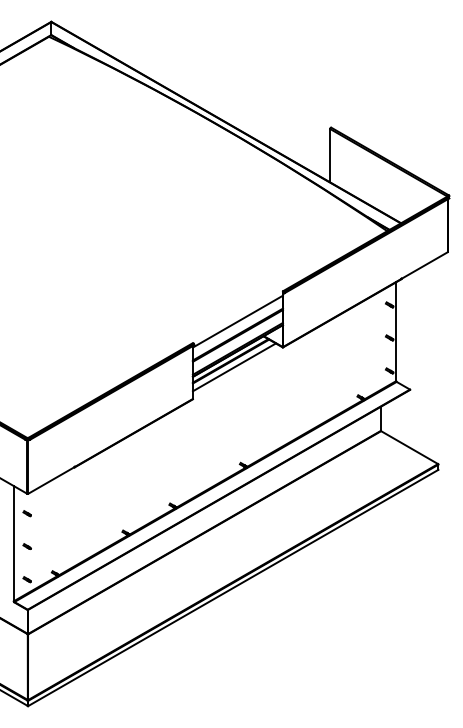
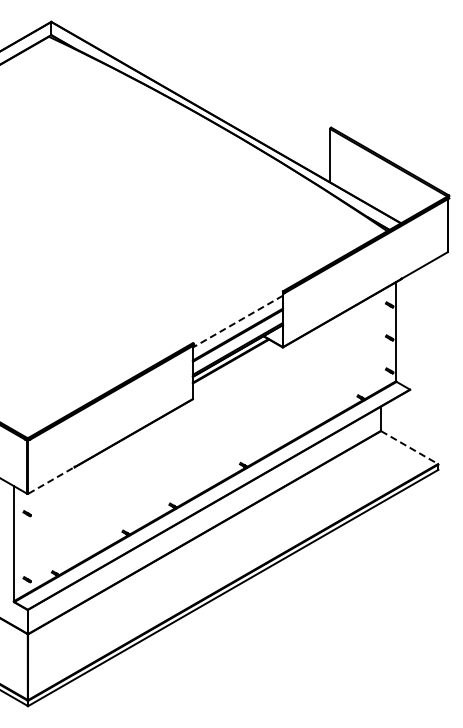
line: solid -> dashed (237, 321)
line: present -> none (233, 367)
line: solid -> dashed (409, 447)
line: solid -> dashed (51, 480)
part: present -> none (26, 546)
